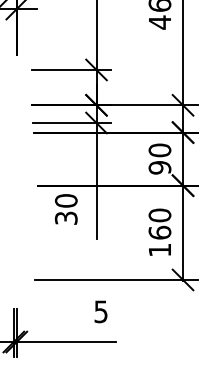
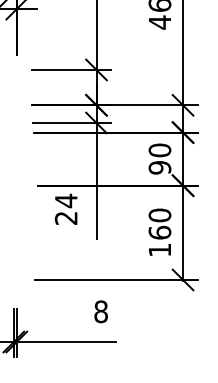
text: 30 -> 24 (66, 208)
text: 5 -> 8 (100, 311)
